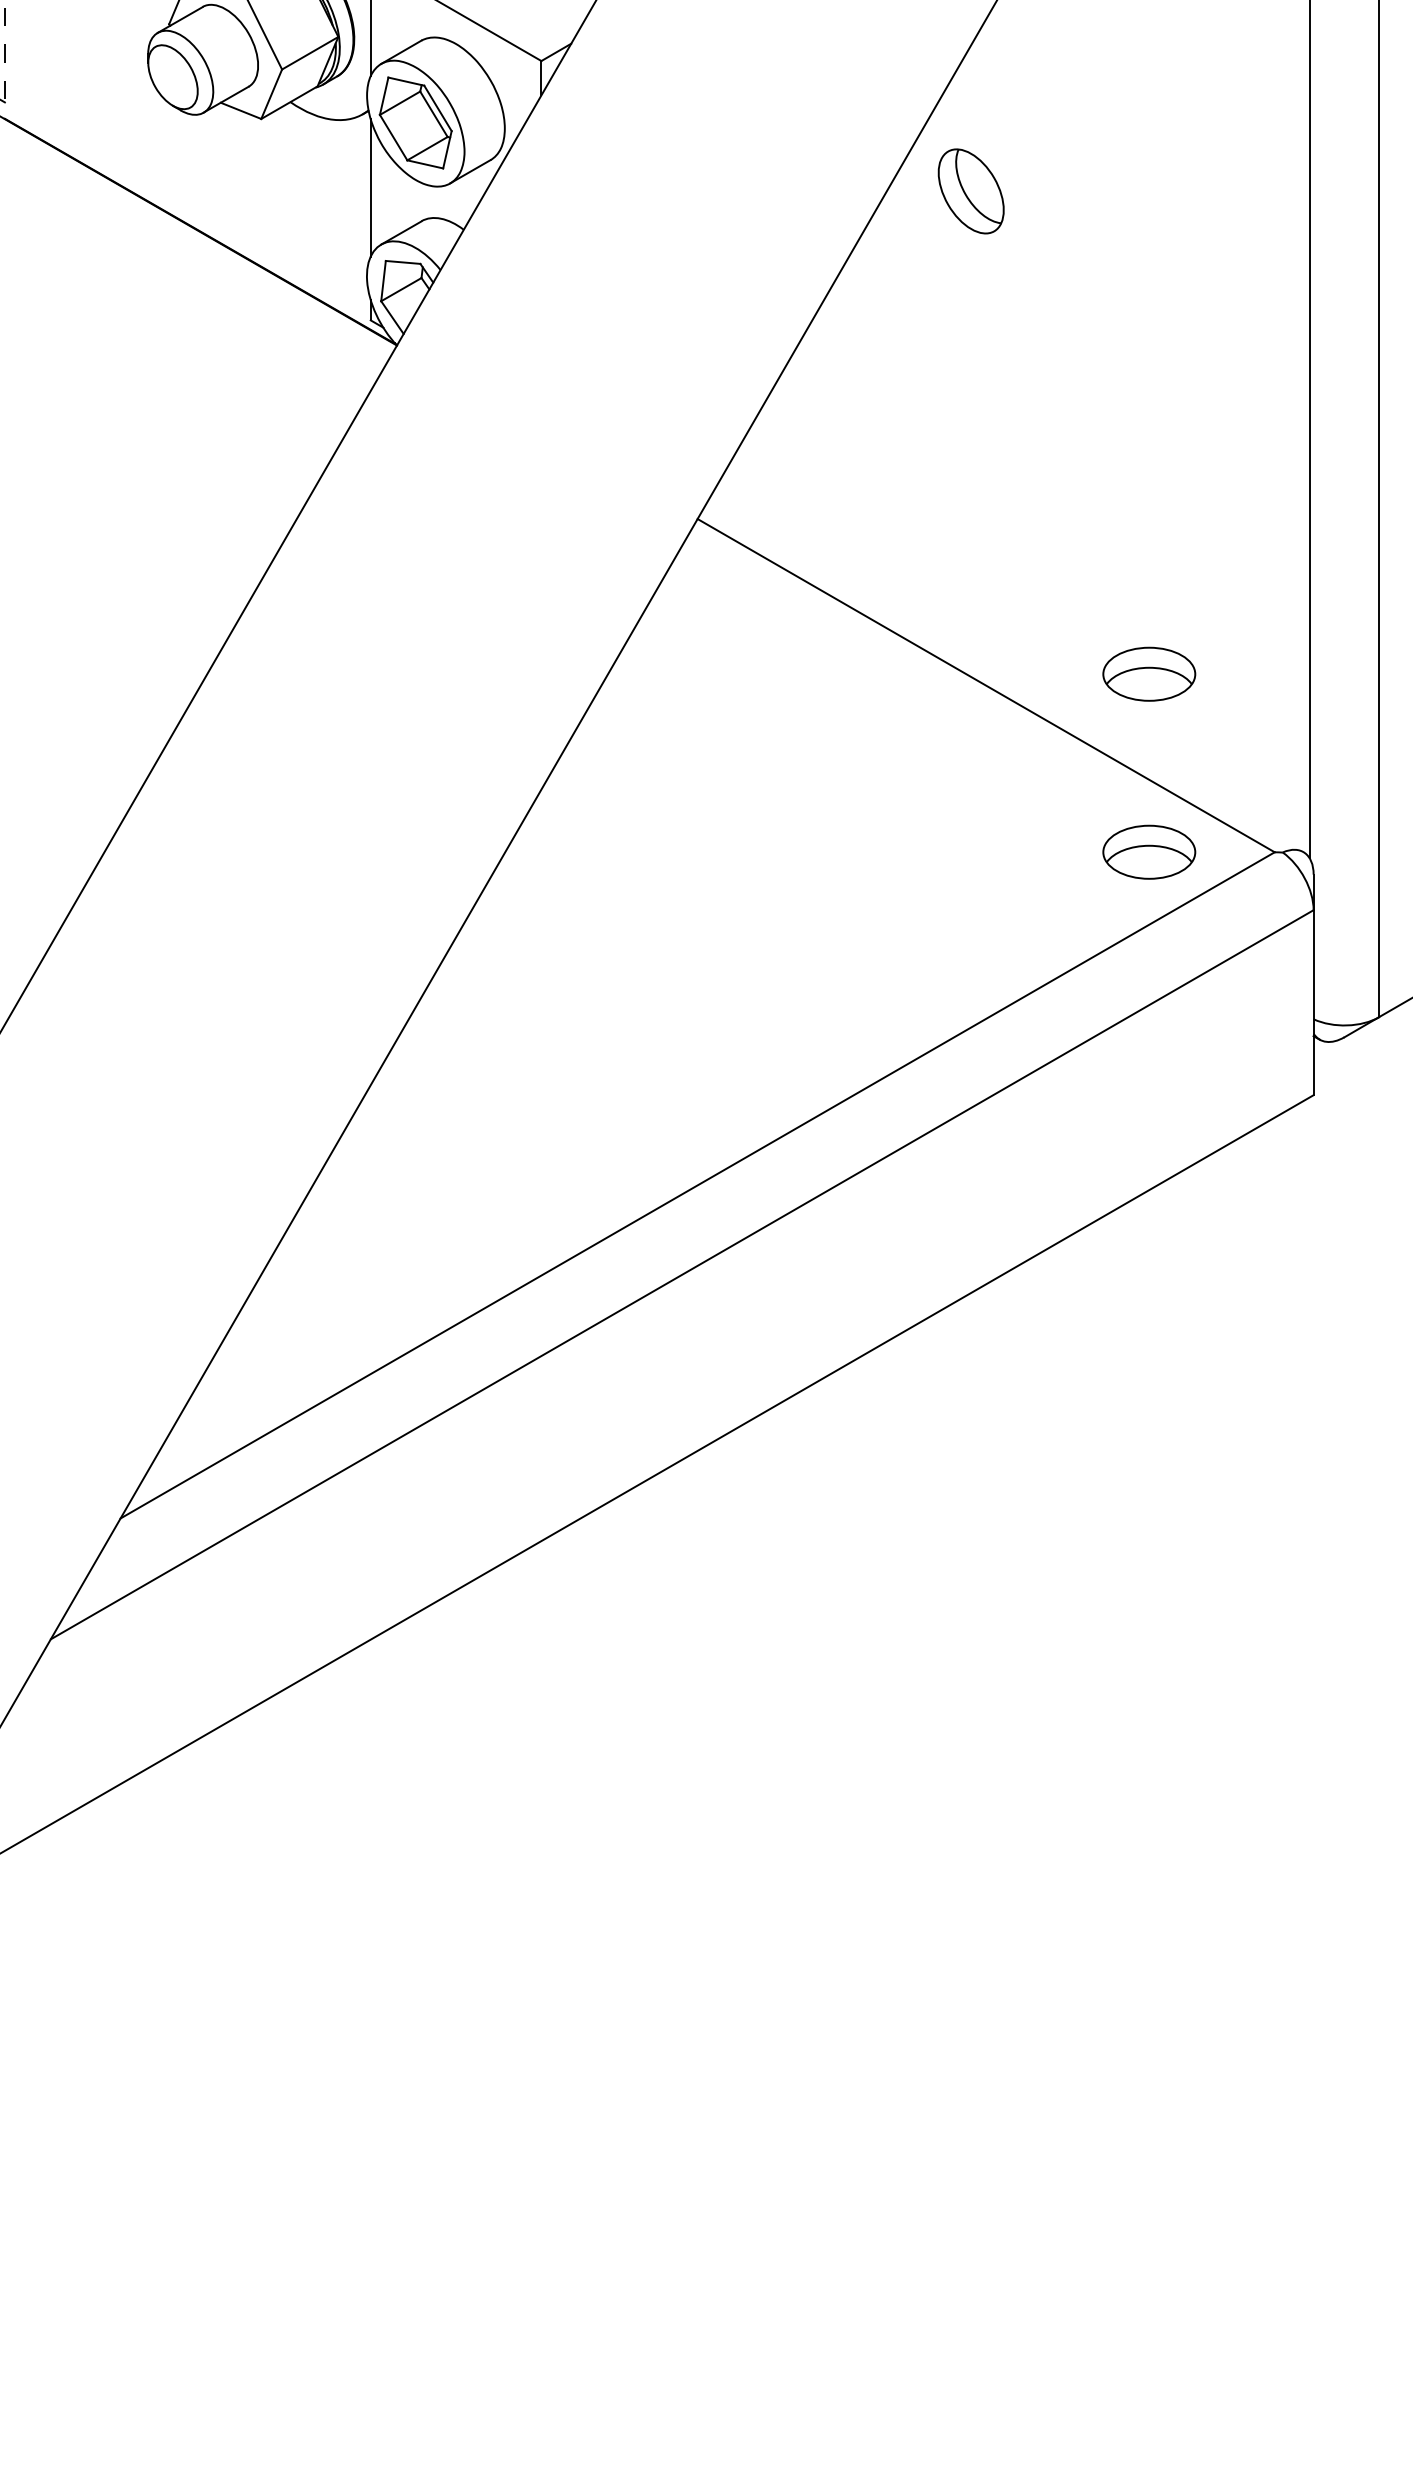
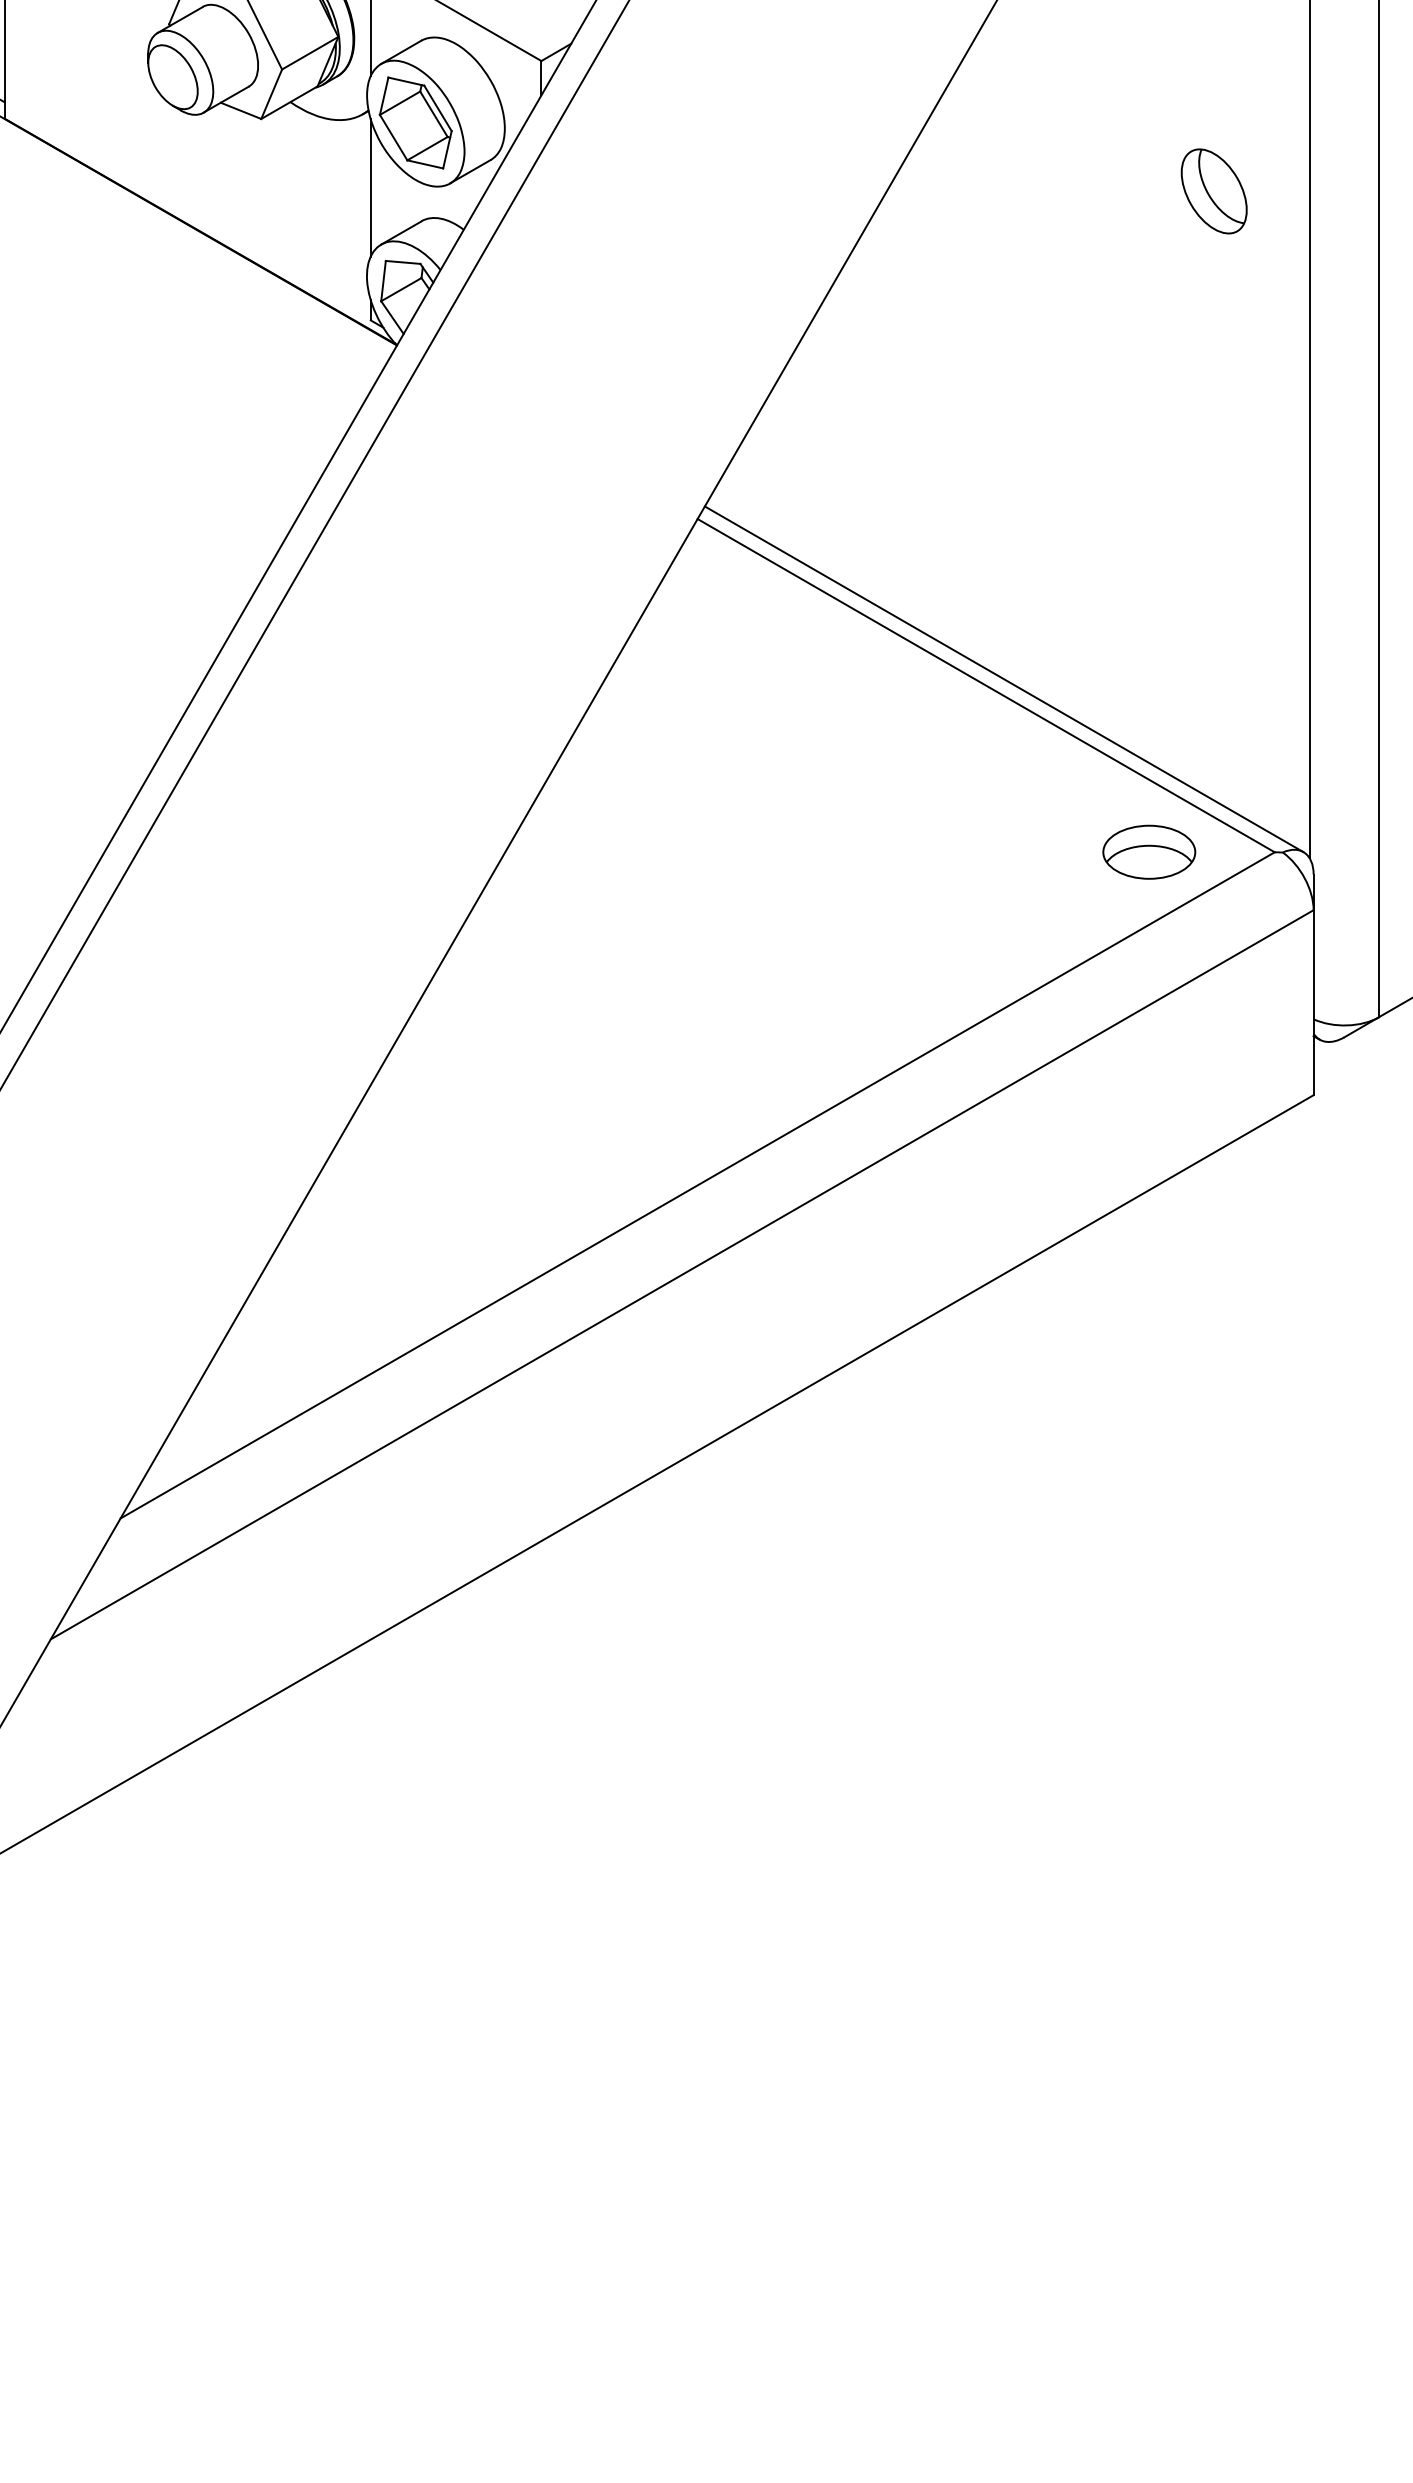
line: dashed -> solid (4, 59)
part position: (970, 191) -> (1213, 191) (1213, 191)
line: none -> present (315, 544)
part: present -> none (1149, 673)
line: none -> present (1003, 679)
